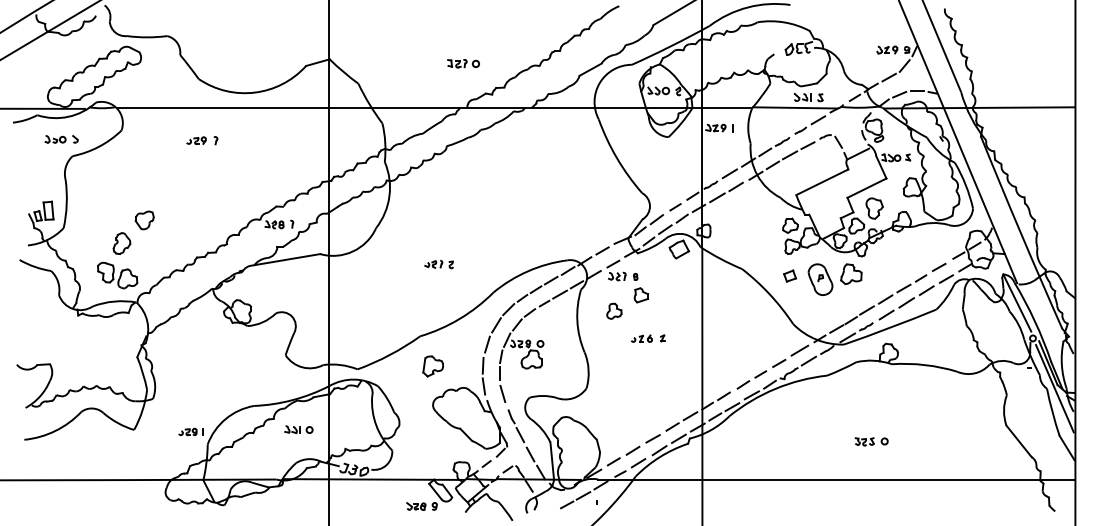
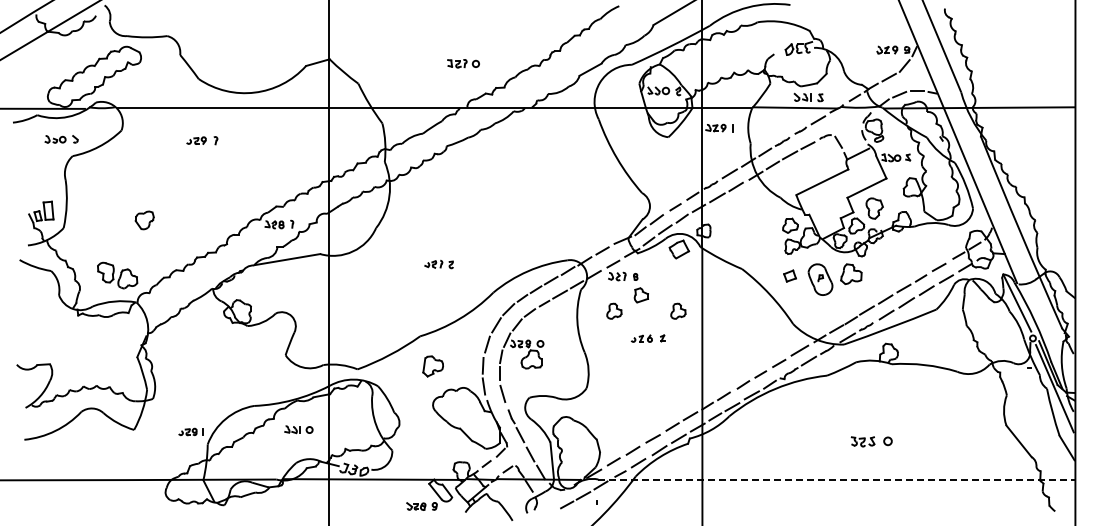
part: present -> none (121, 243)
part: none -> present (678, 310)
part size: 35x10 px -> 43x12 px (871, 441)
line: solid -> dashed (836, 479)
